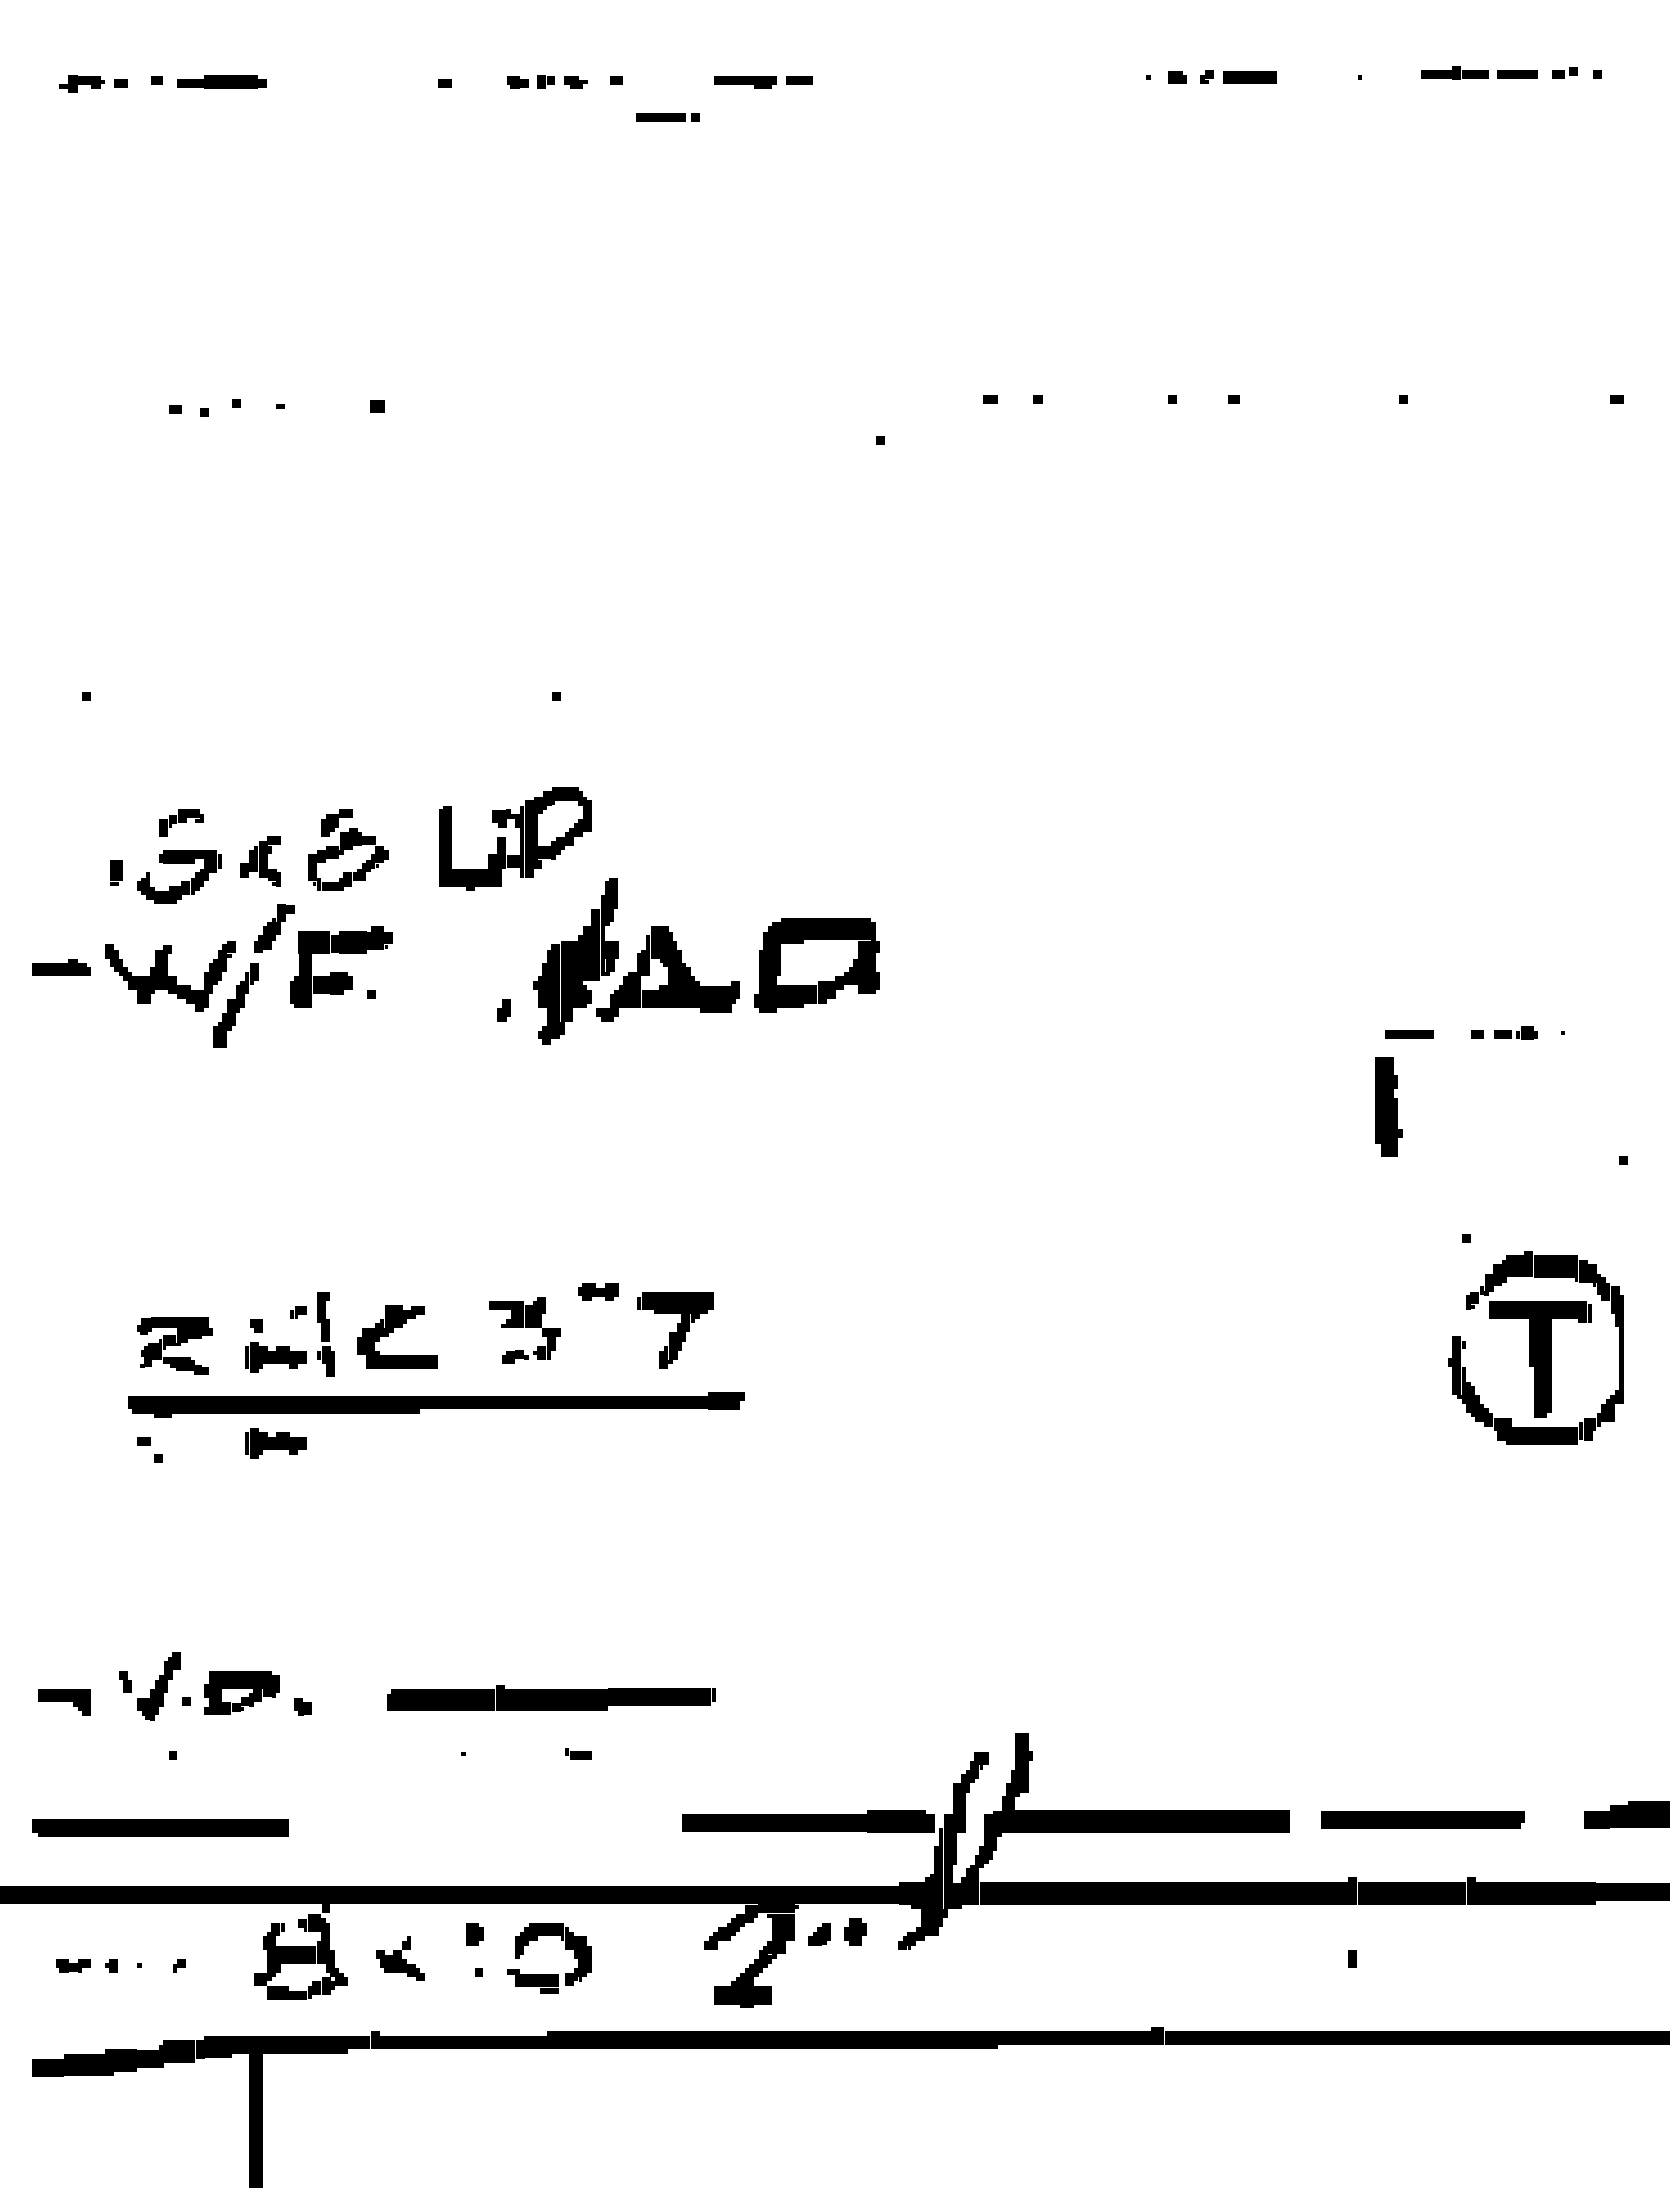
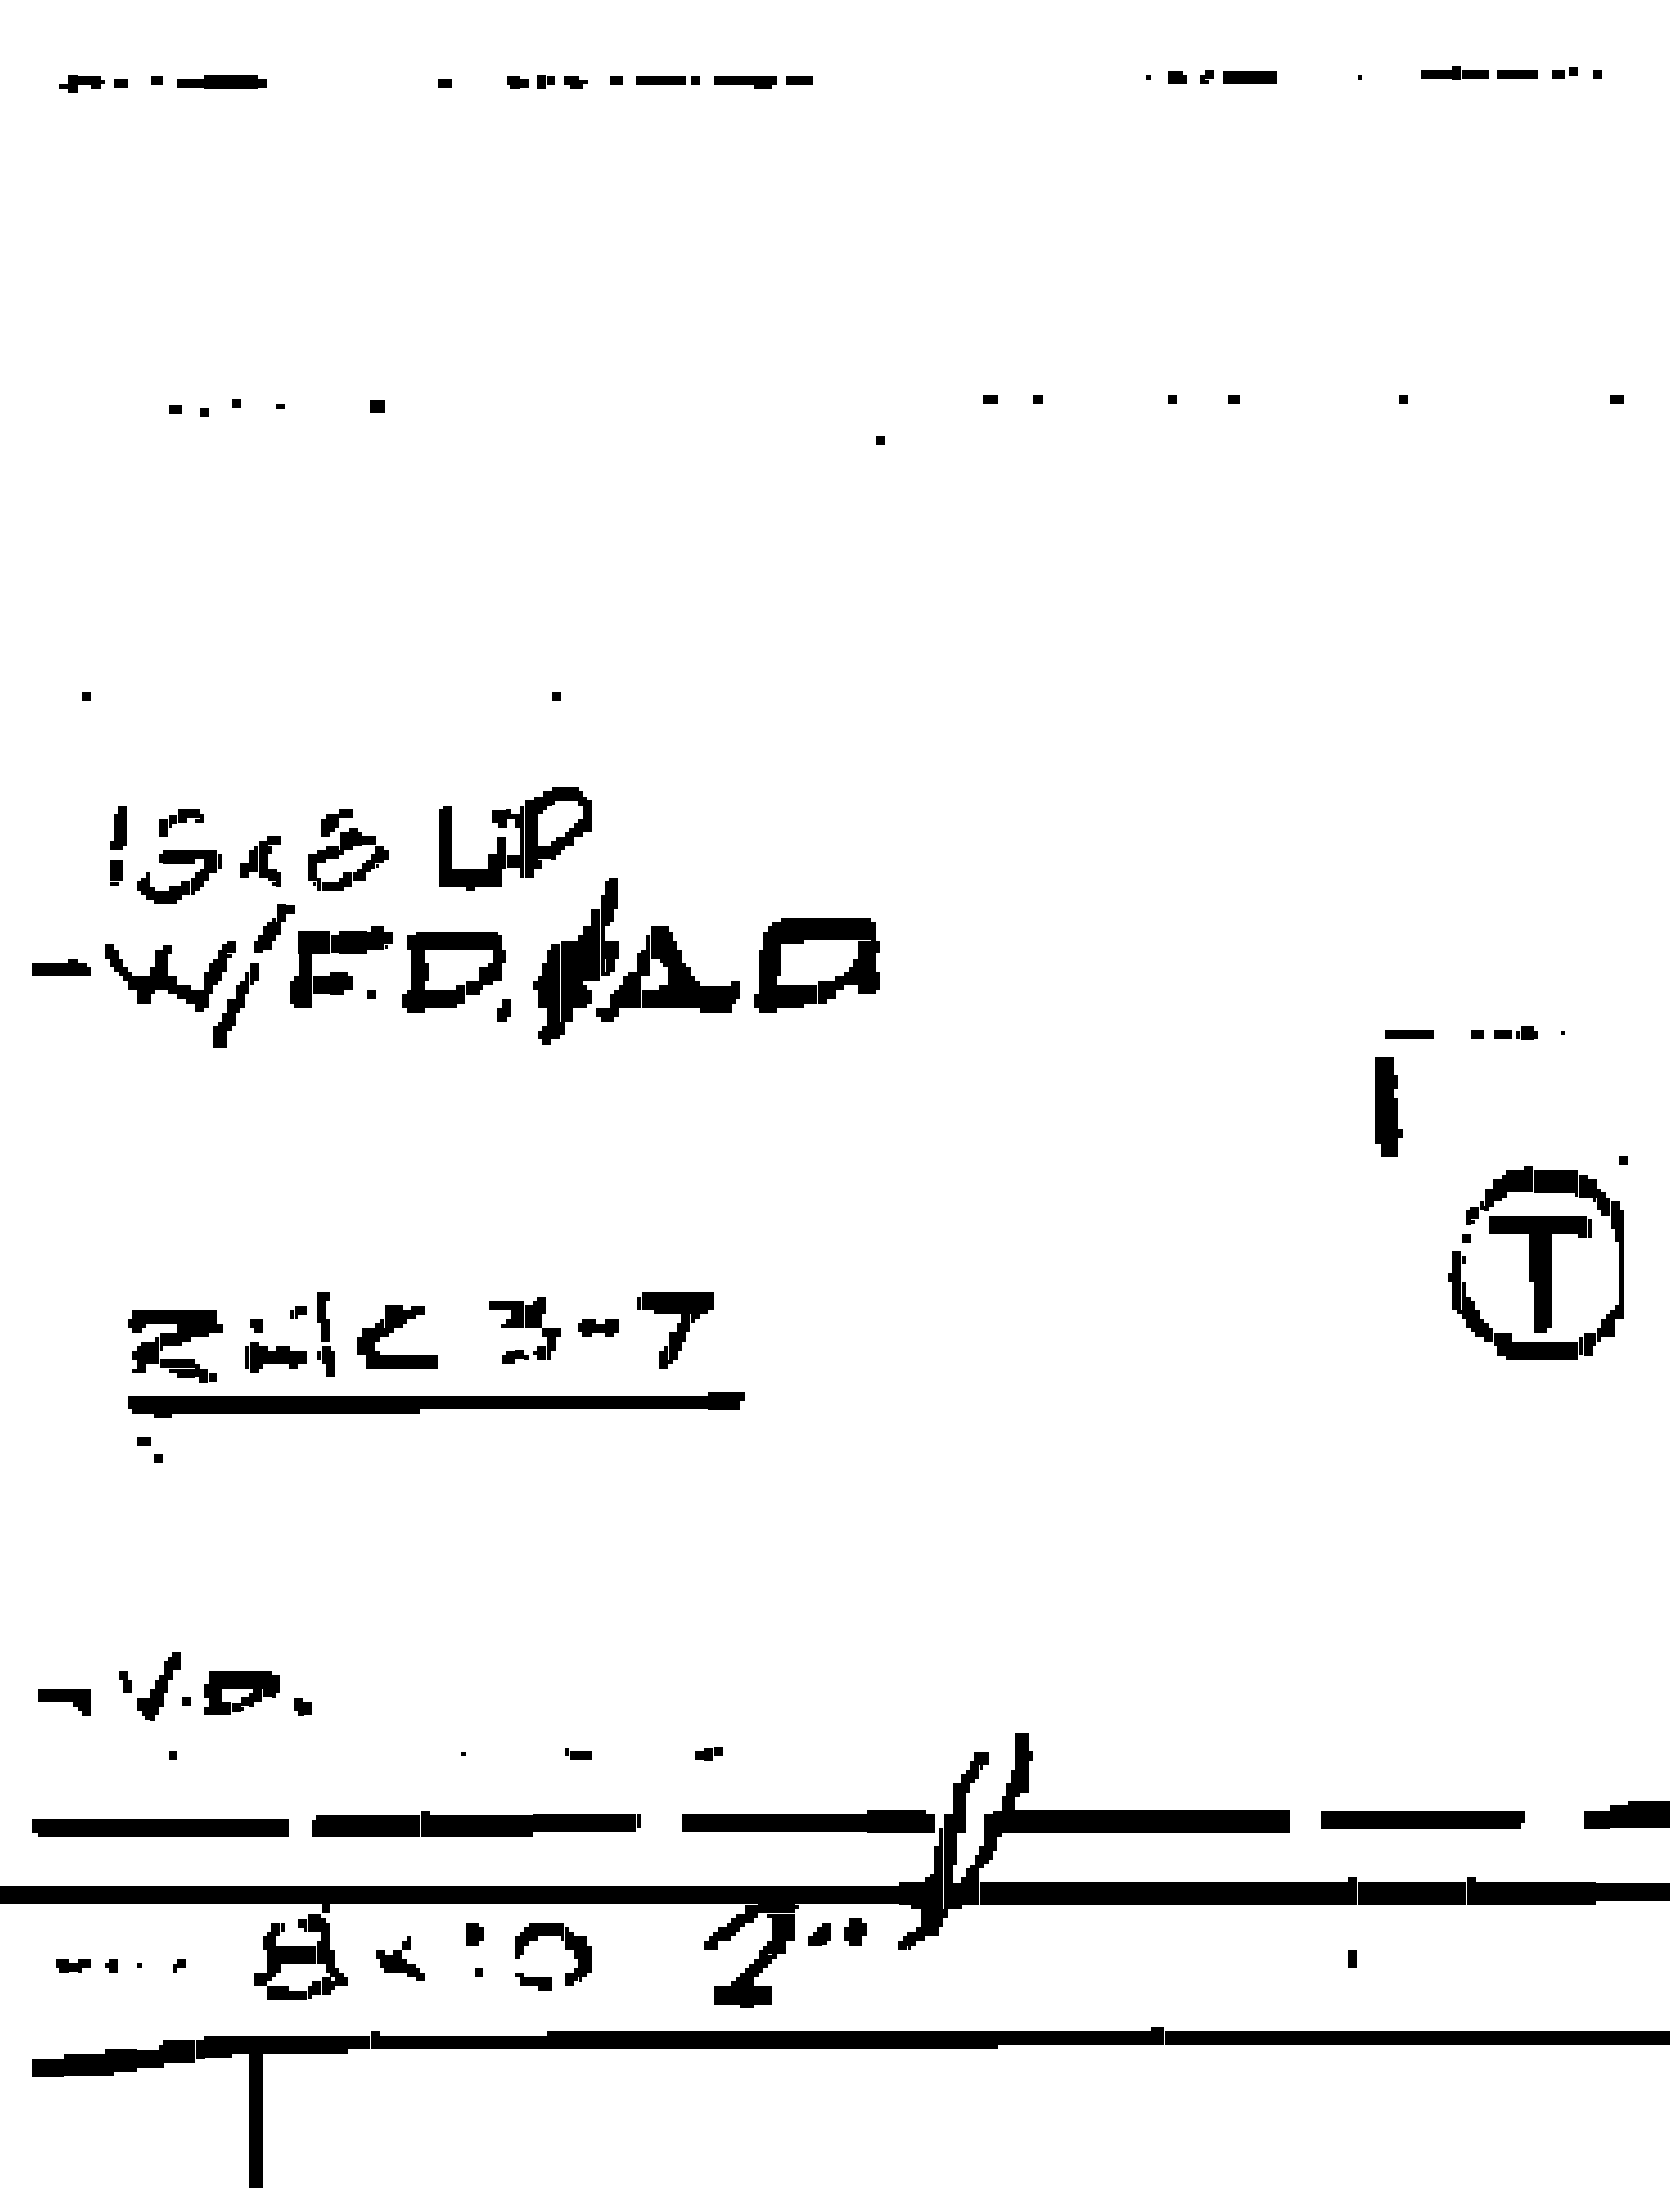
part position: (667, 117) -> (667, 80) (667, 80)
part: none -> present (118, 827)
part: none -> present (456, 985)
part position: (598, 1291) -> (598, 1327) (598, 1327)
part size: 76x58 px -> 95x73 px (175, 1346)
part position: (1535, 1347) -> (1535, 1262) (1535, 1262)
part: present -> none (275, 1443)
part position: (551, 1697) -> (476, 1823) (476, 1823)
part: none -> present (708, 1753)
part size: 52x25 px -> 37x18 px (533, 1981)
